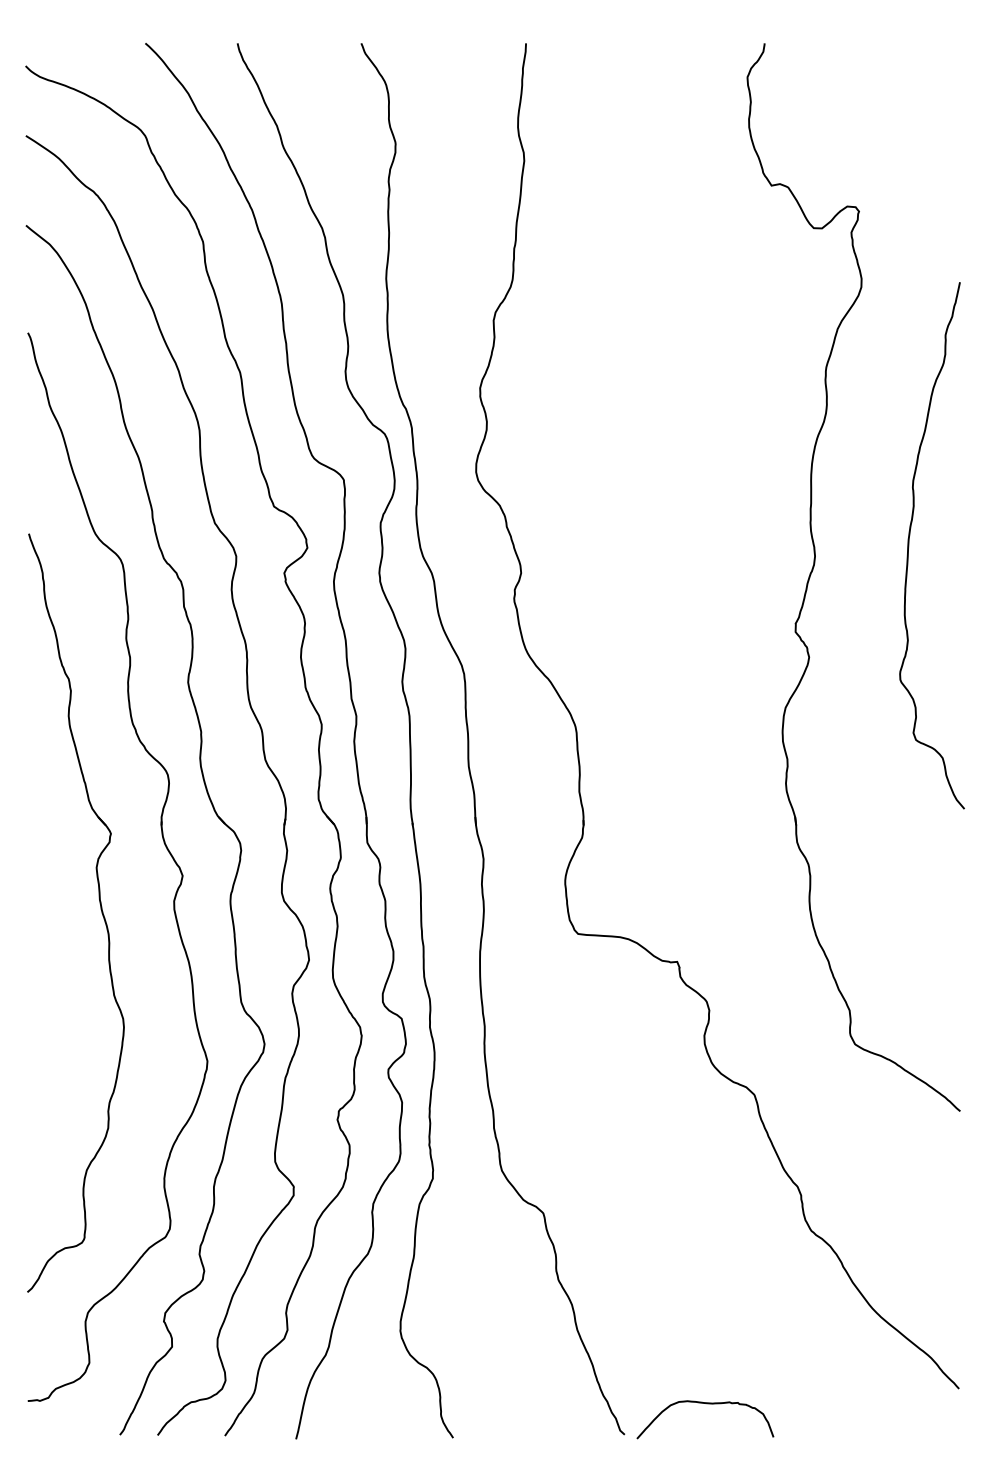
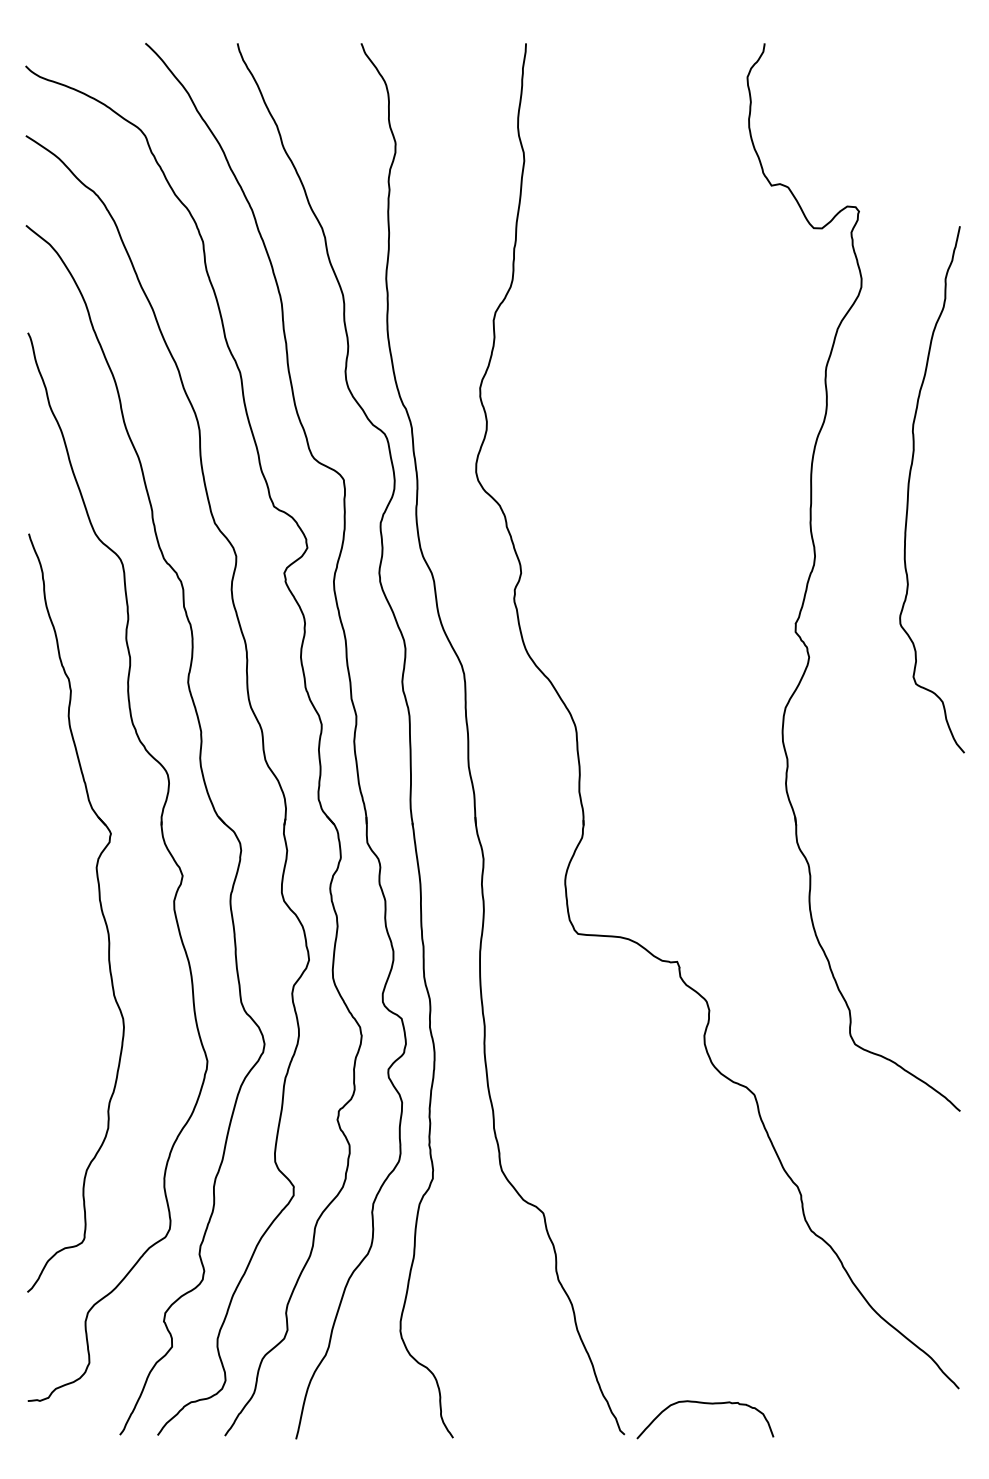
curve position: (909, 545) -> (909, 489) (909, 489)
